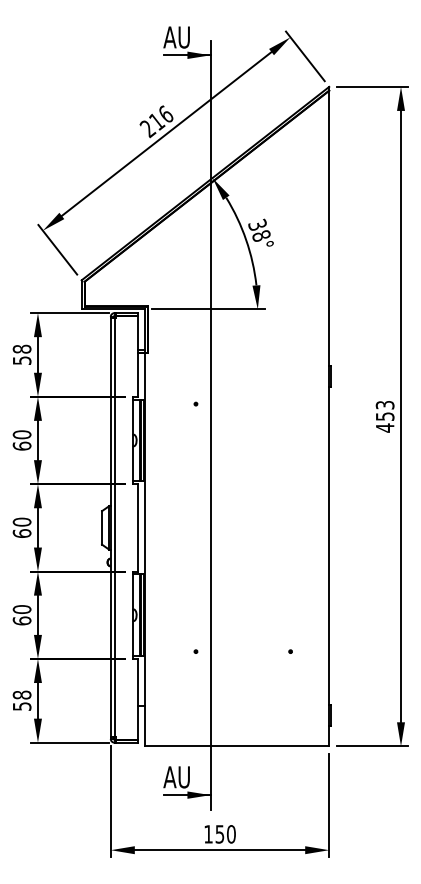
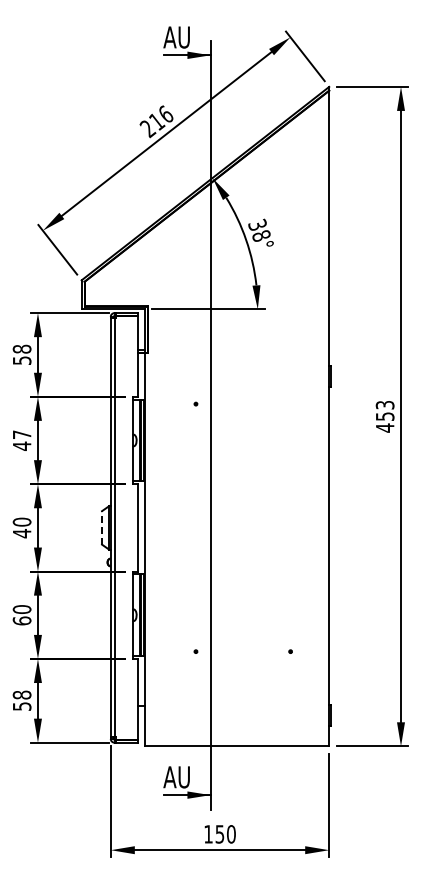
text: 60 -> 47 (21, 440)
line: solid -> dashed (102, 527)
text: 60 -> 40 (21, 533)
